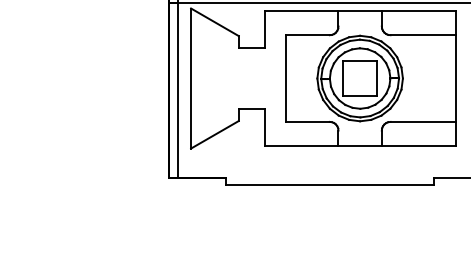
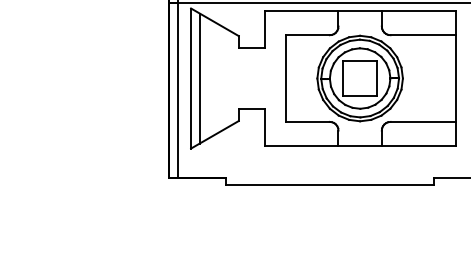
line: none -> present (199, 78)
